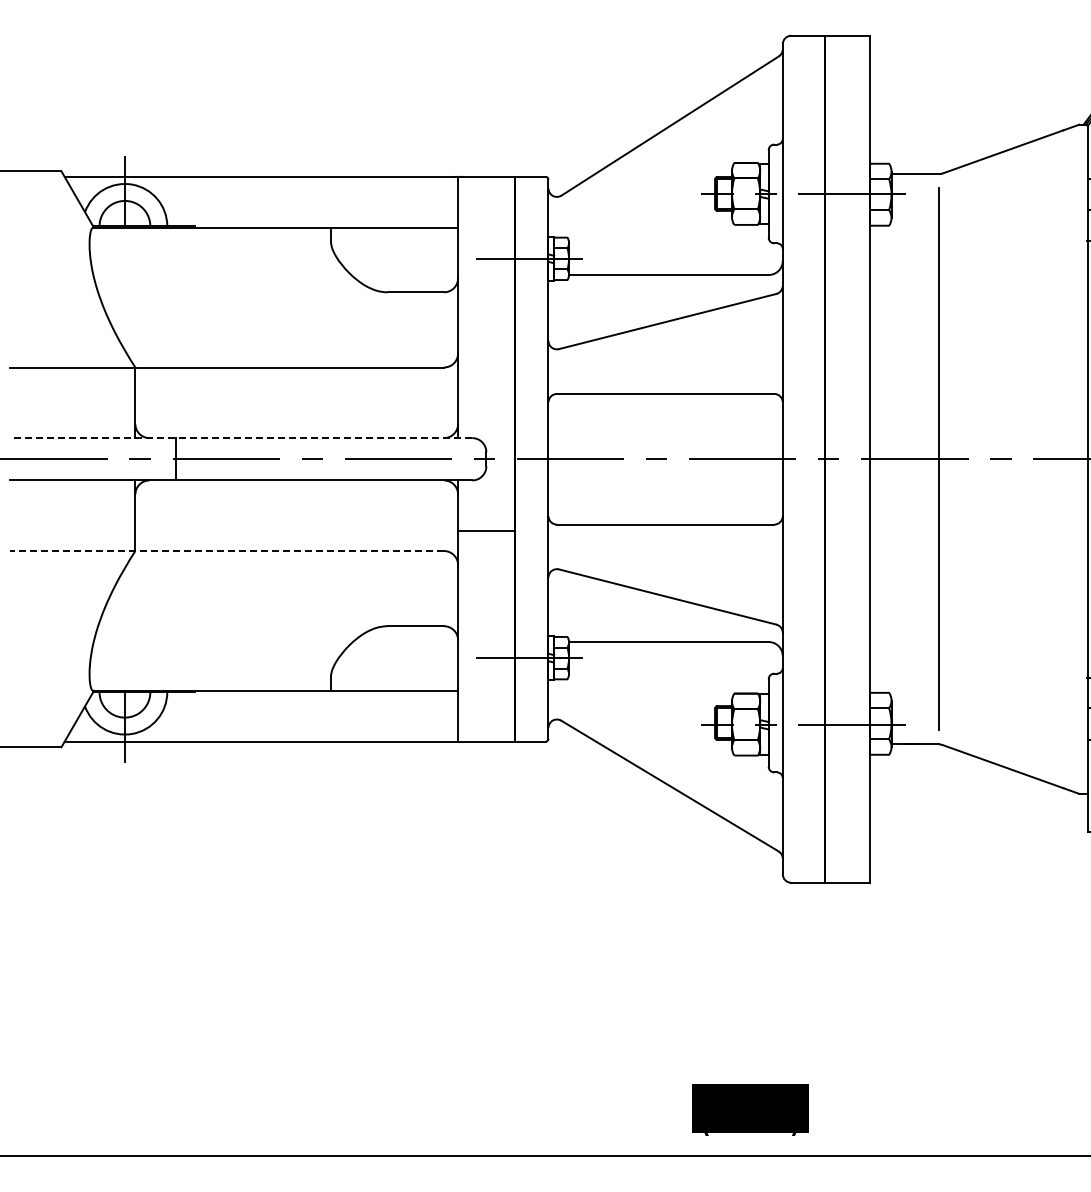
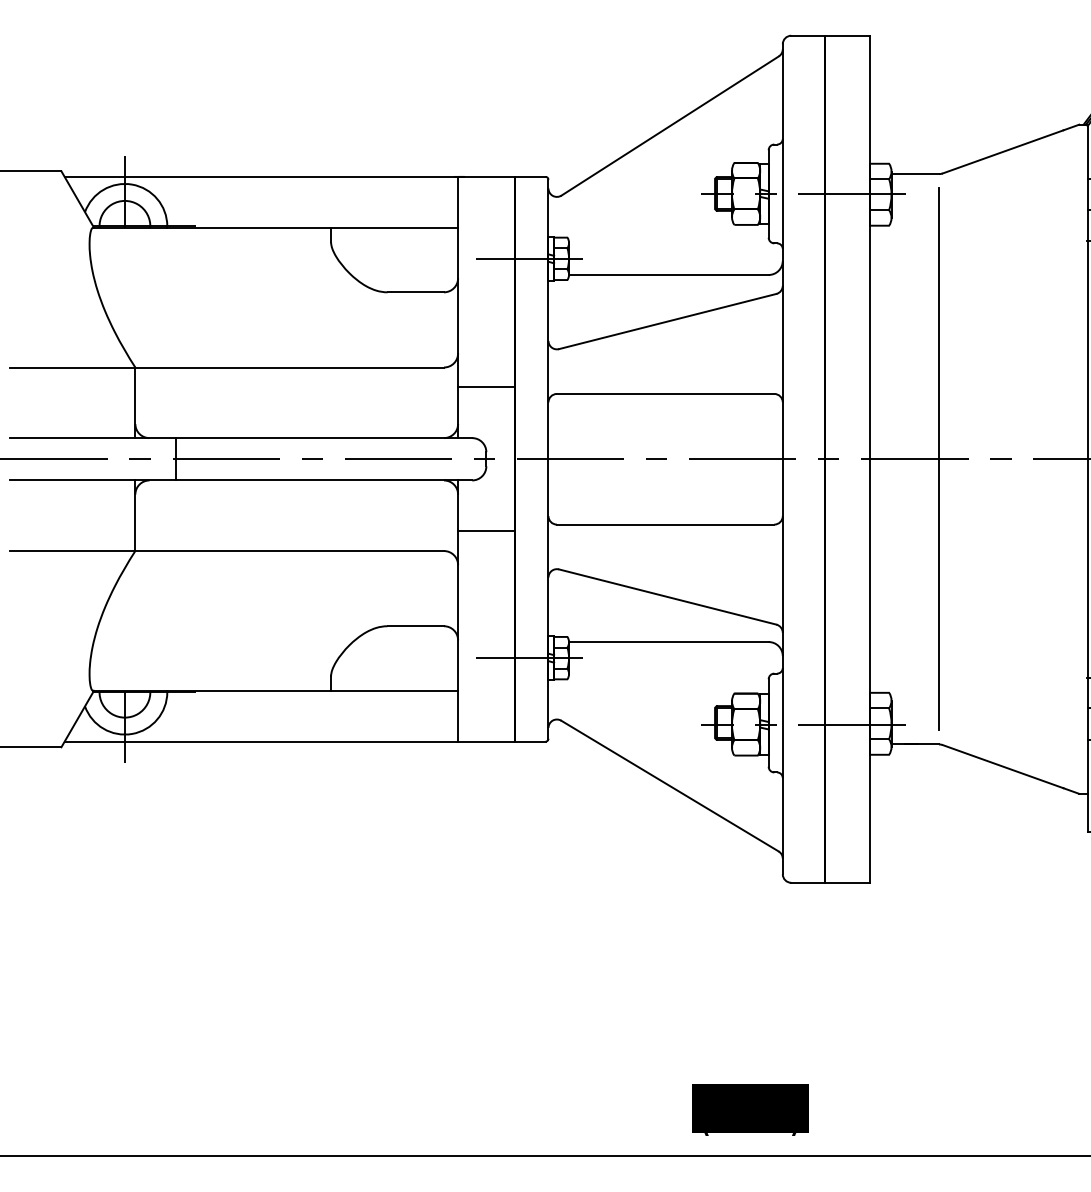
line: none -> present (486, 387)
line: dashed -> solid (240, 438)
line: dashed -> solid (226, 551)
